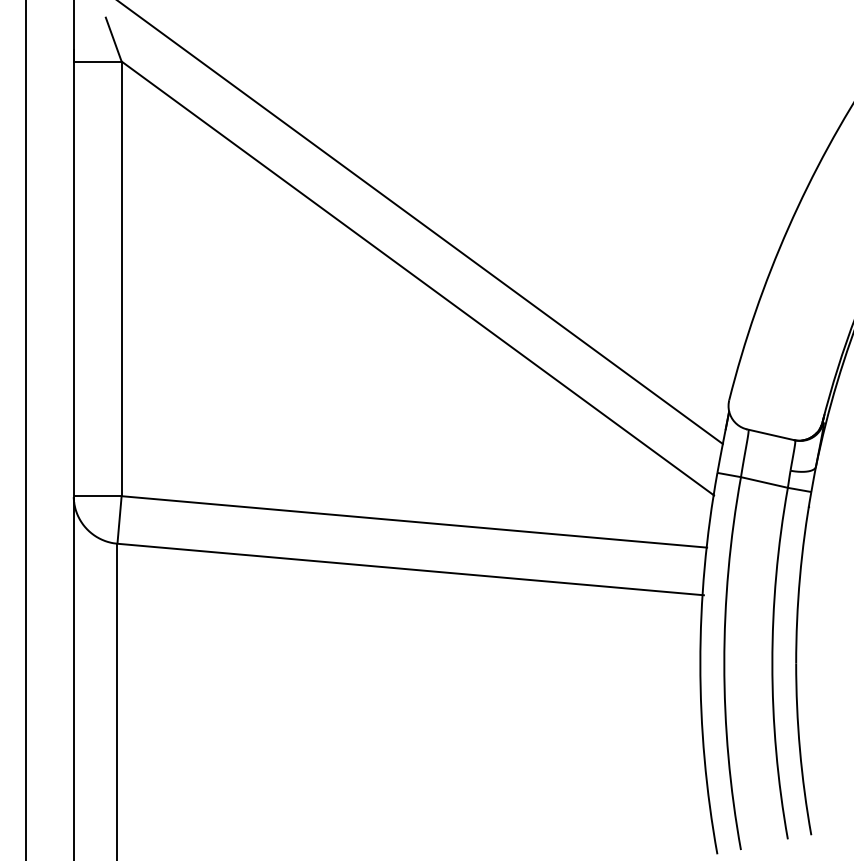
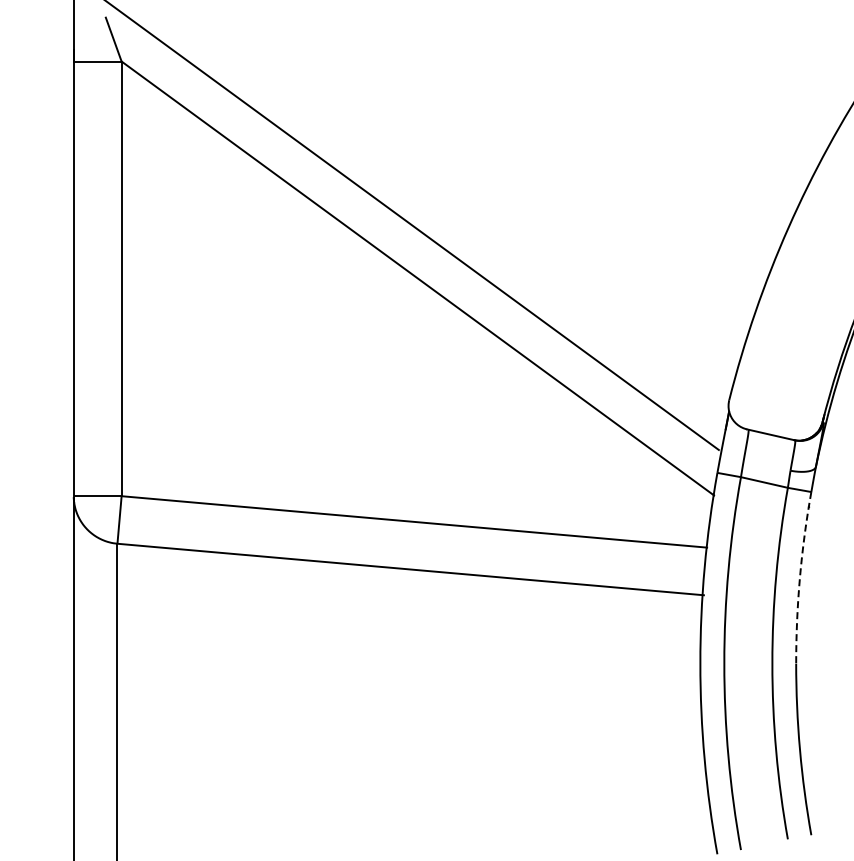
line position: (420, 223) -> (412, 226) (412, 226)
line: present -> none (25, 429)
arc: solid -> dashed (799, 577)
